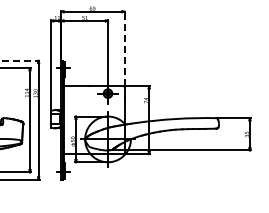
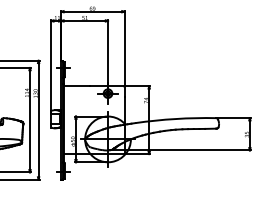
line: dashed -> solid (124, 48)
line: dashed -> solid (19, 60)
